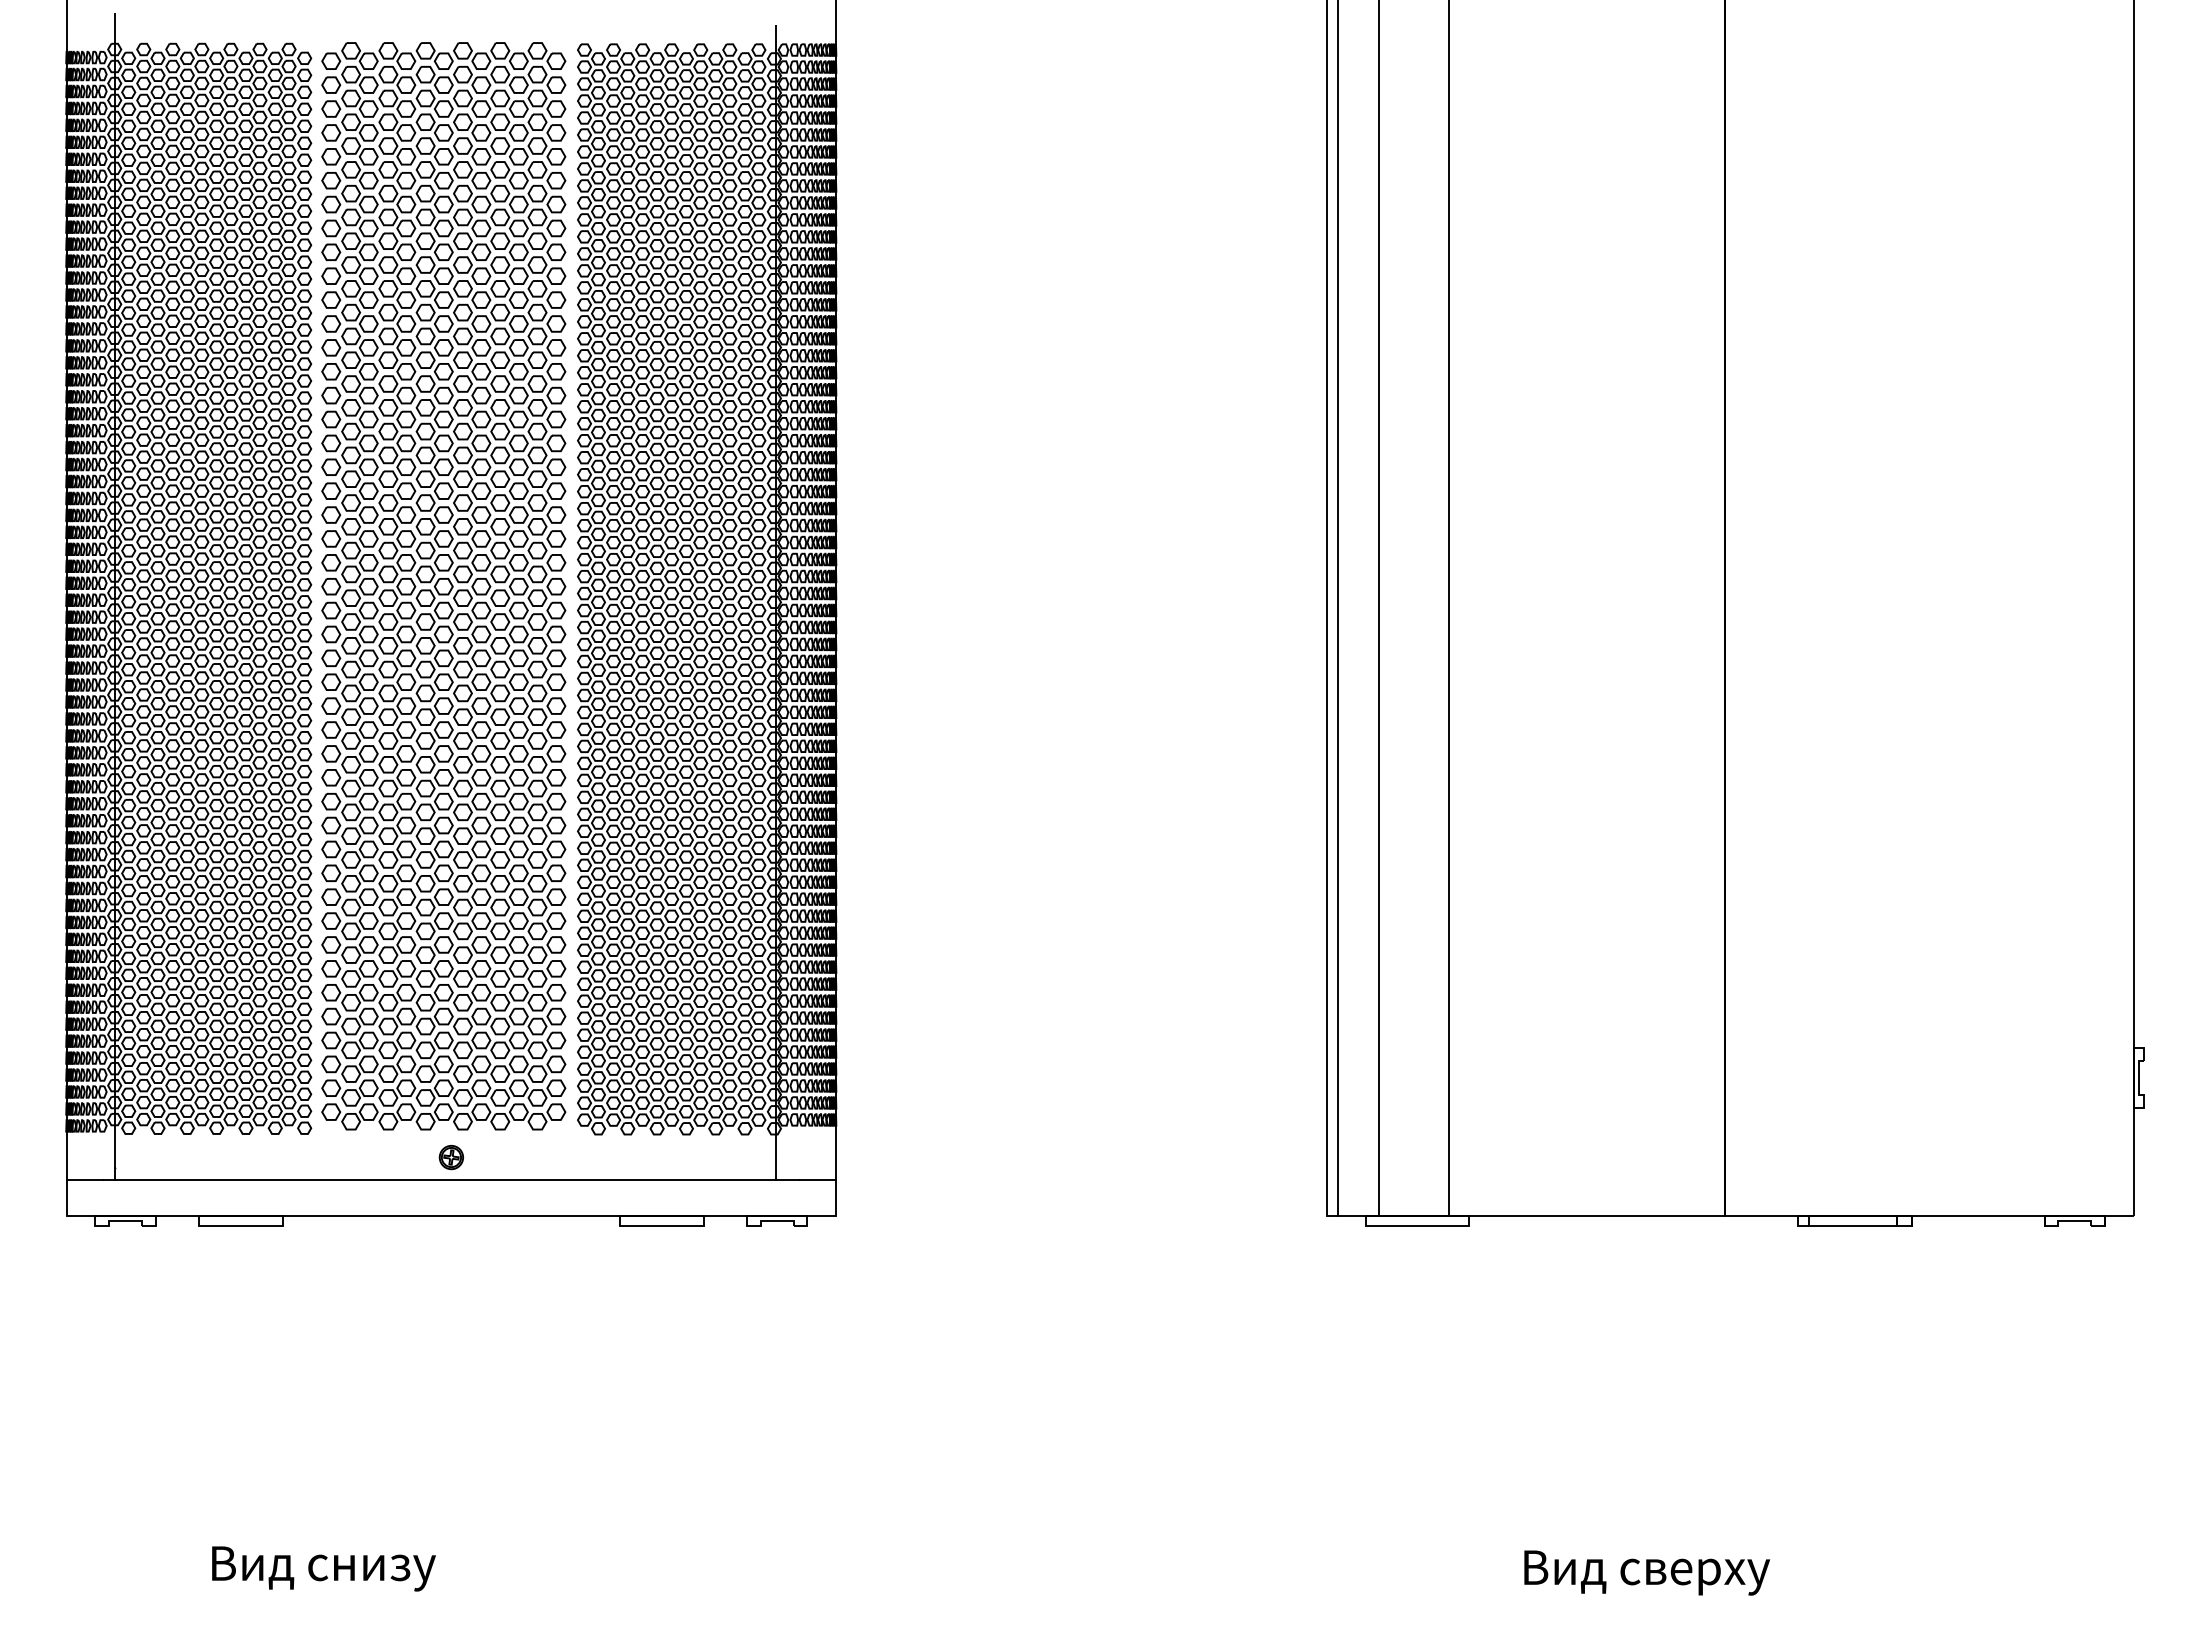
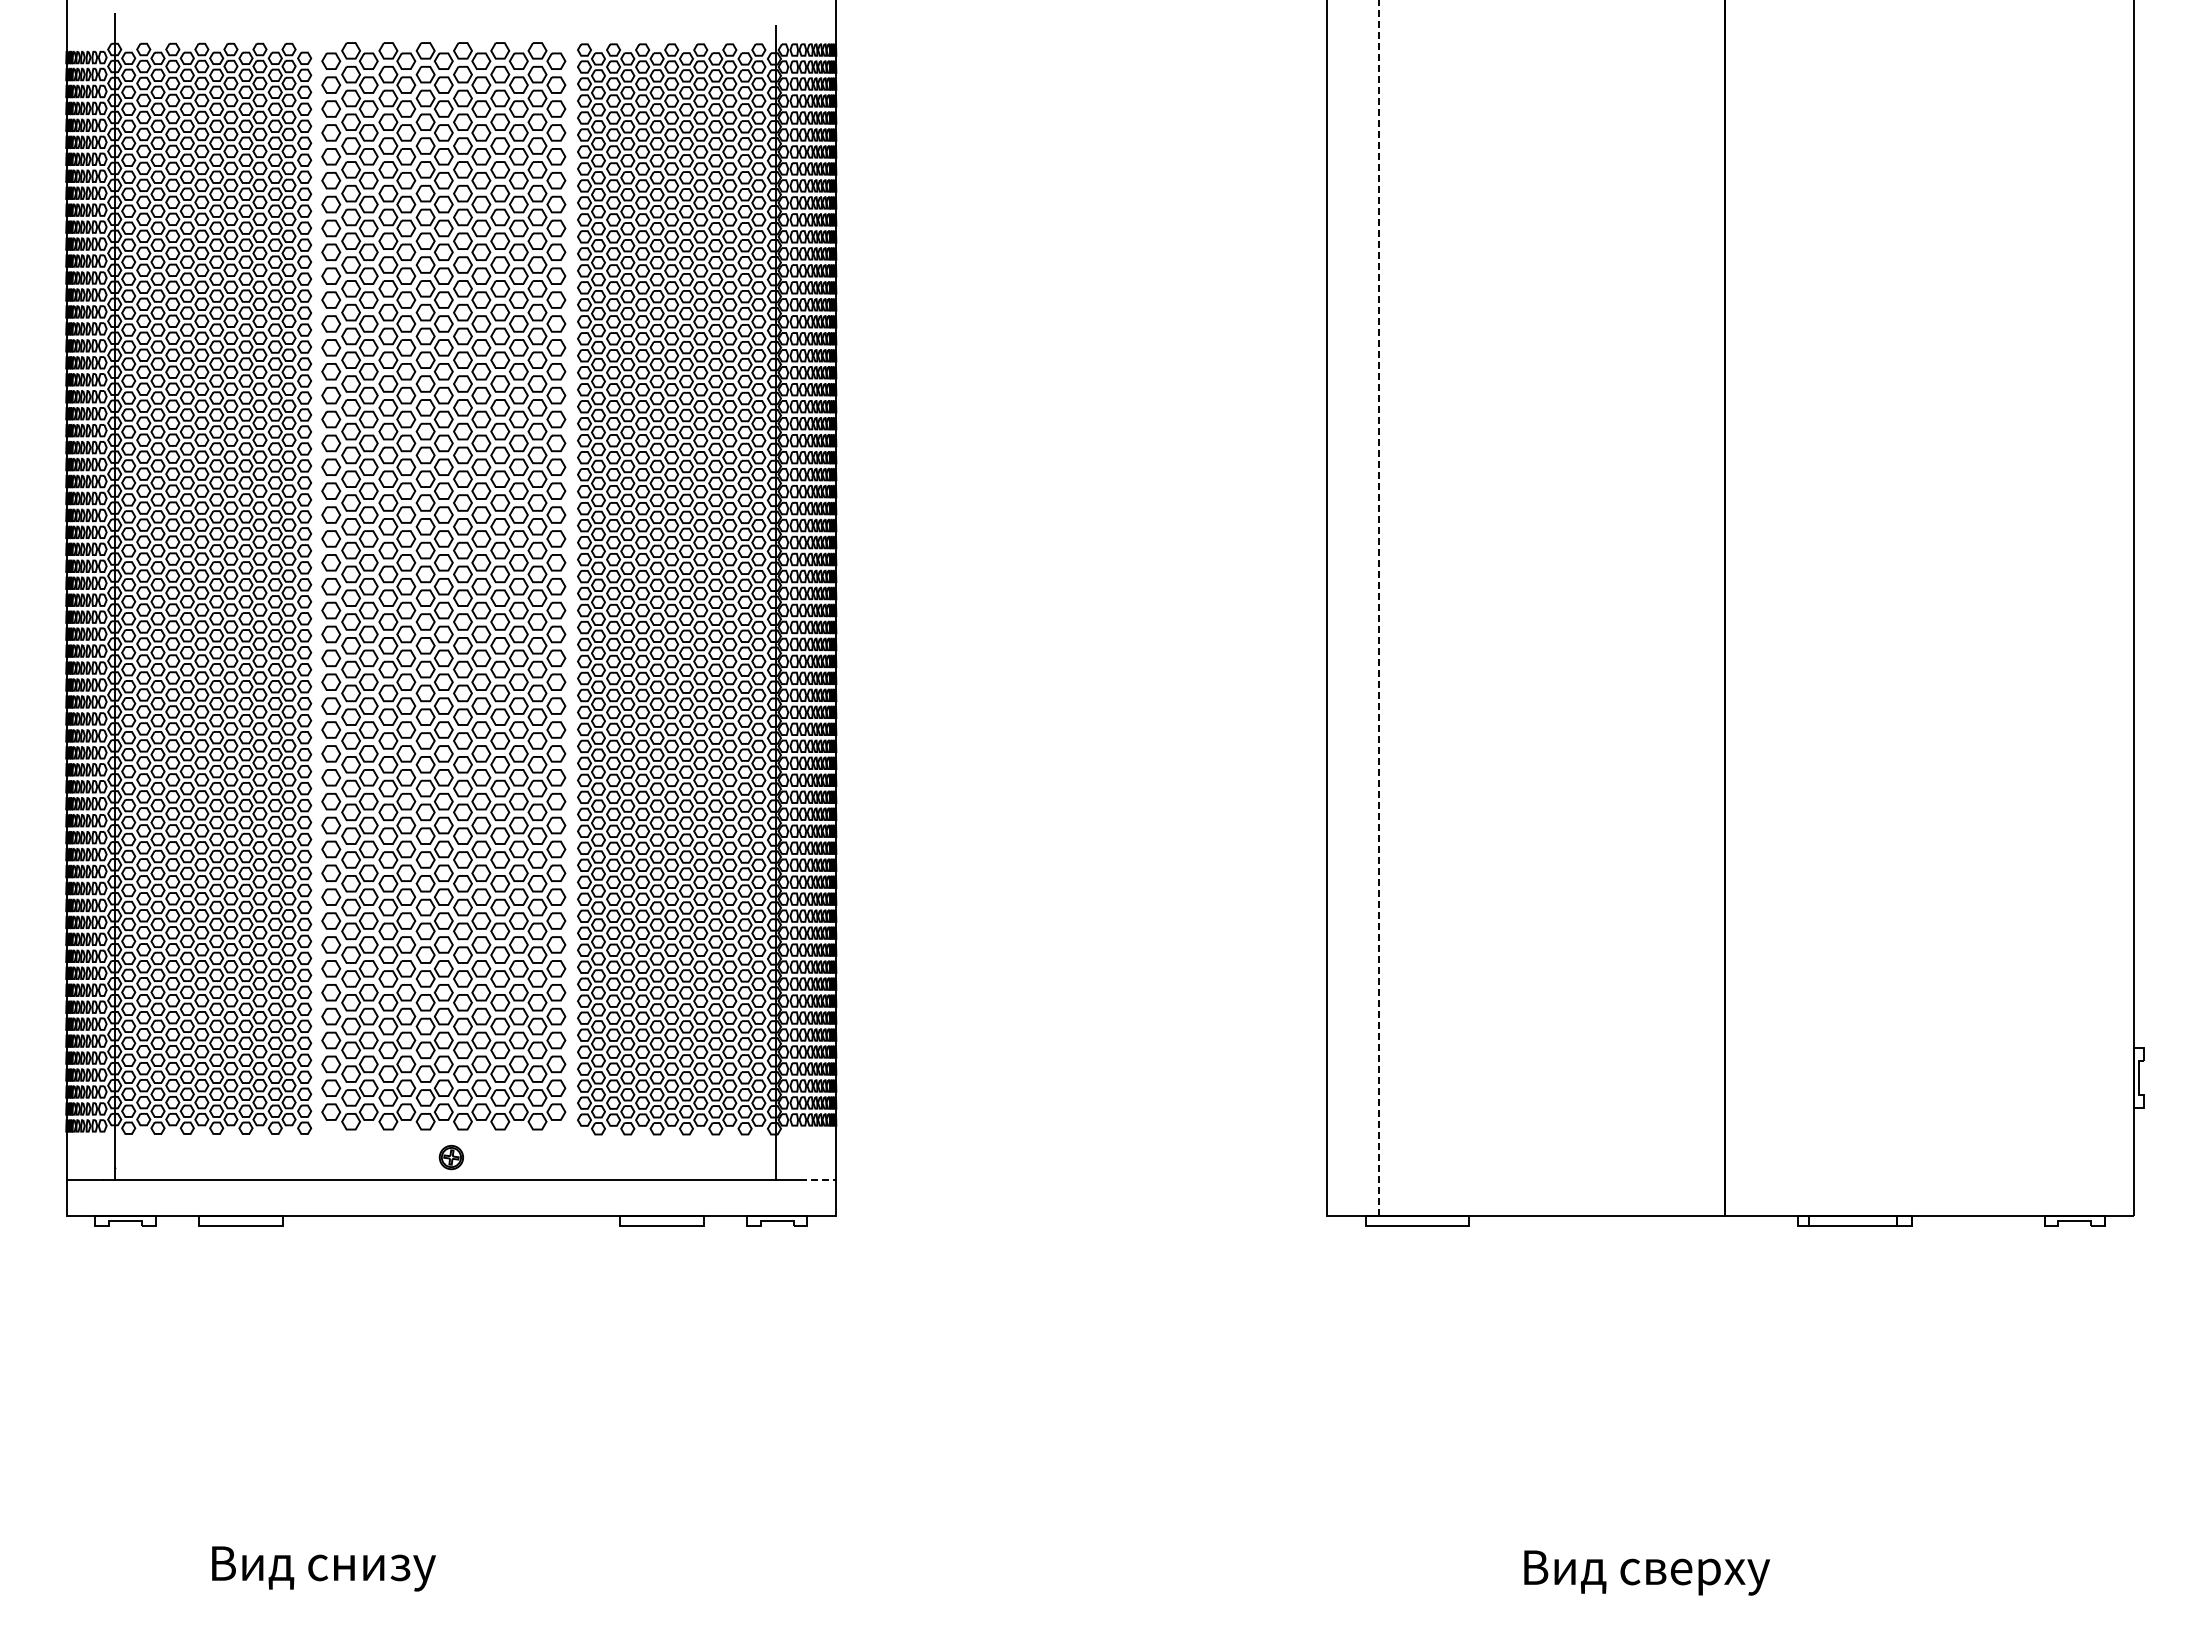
line: solid -> dashed (1379, 608)
line: present -> none (1337, 609)
line: present -> none (1449, 609)
line: solid -> dashed (818, 1180)
